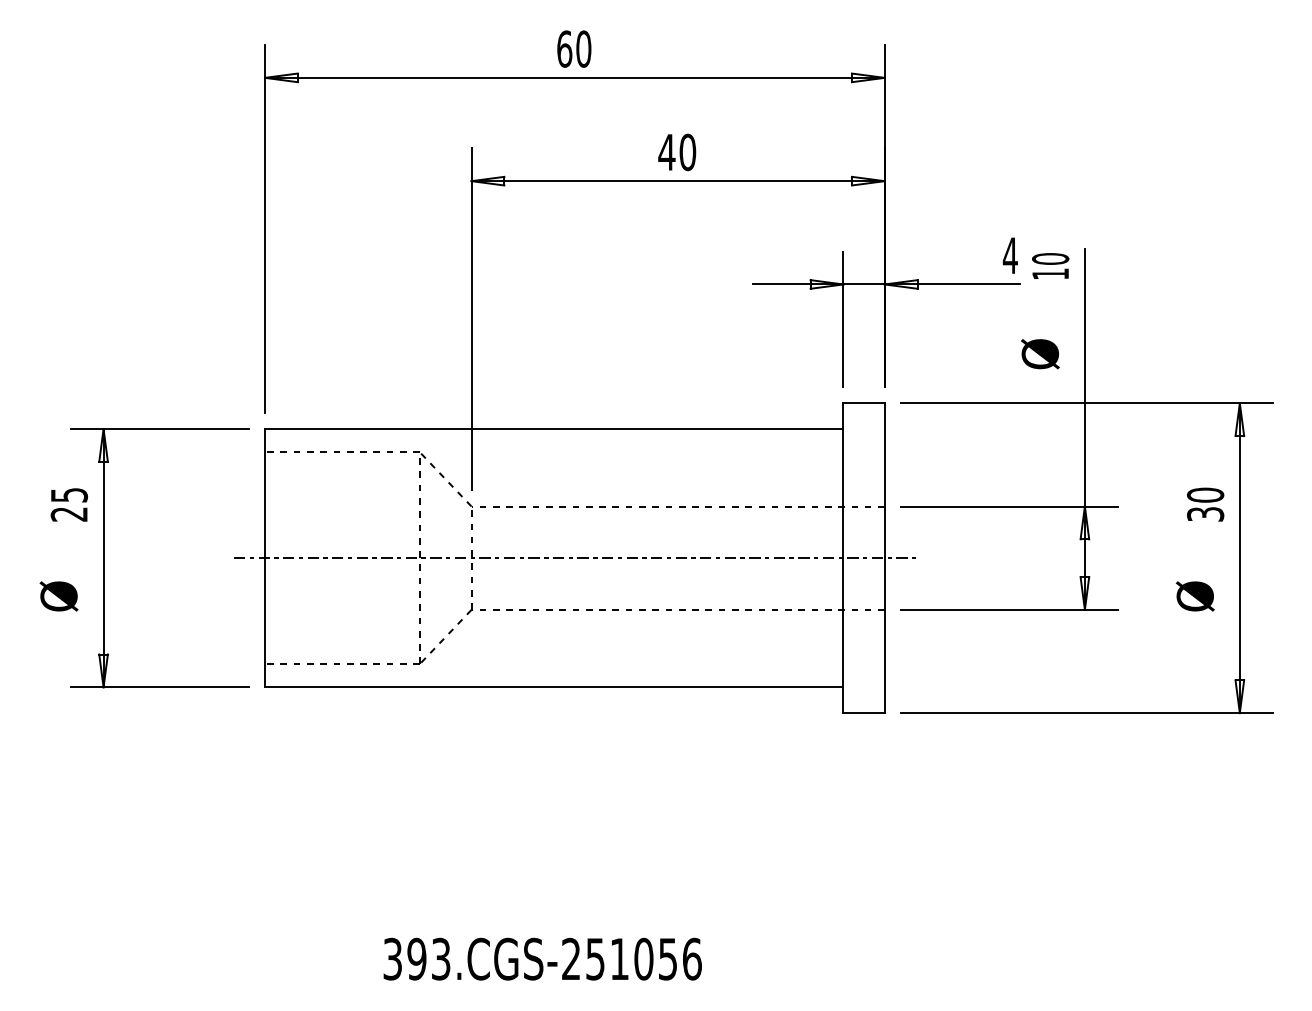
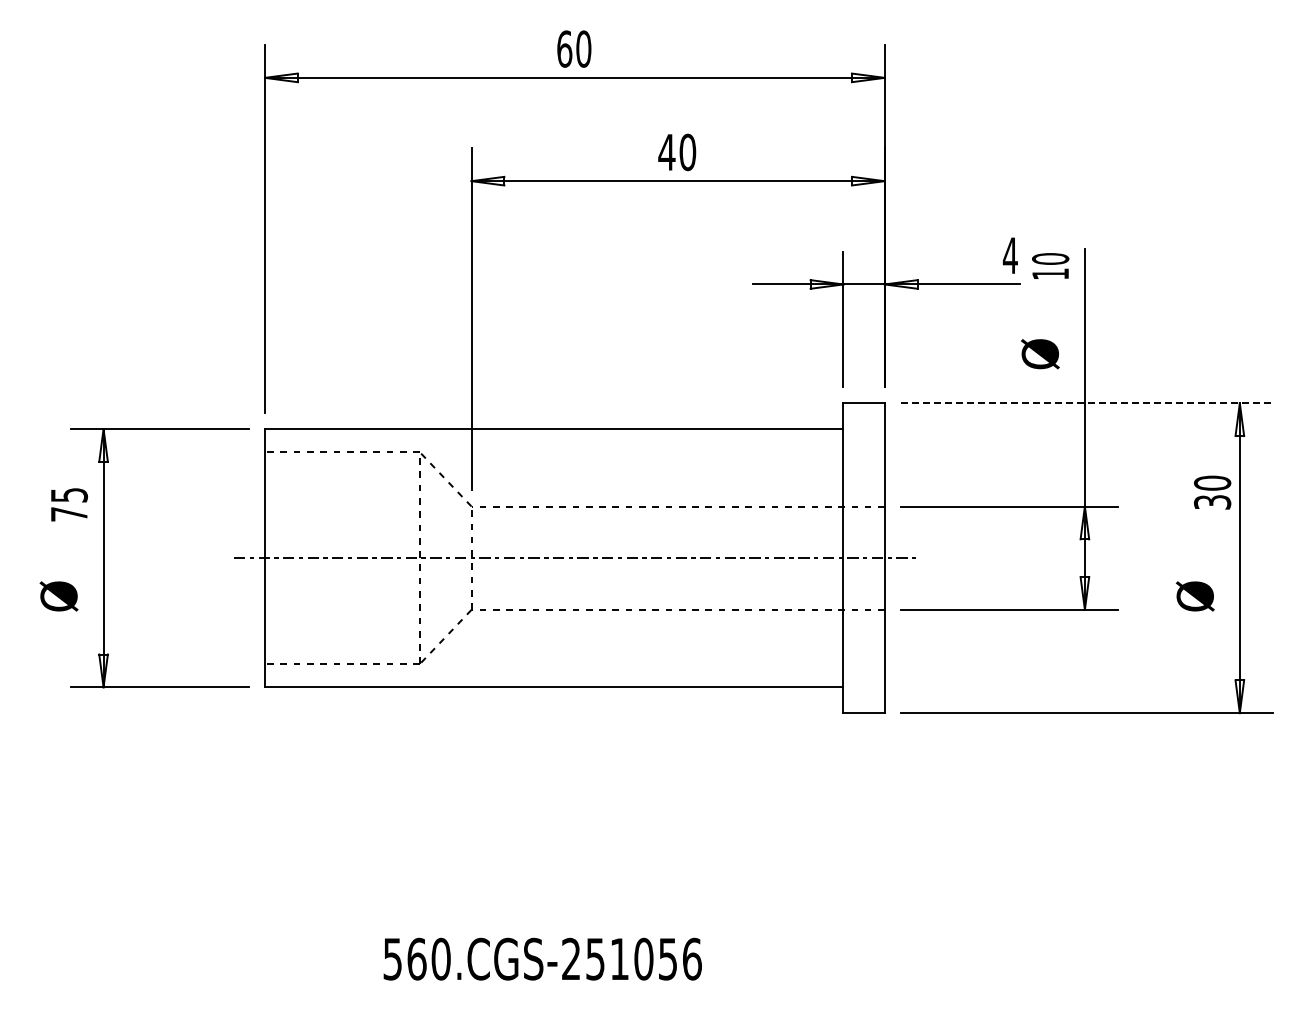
line: solid -> dashed (1086, 403)
text position: (1205, 504) -> (1212, 492) (1212, 492)
text: 25 -> 75 (68, 514)
text: 393.CGS-251056 -> 560.CGS-251056 (417, 958)
